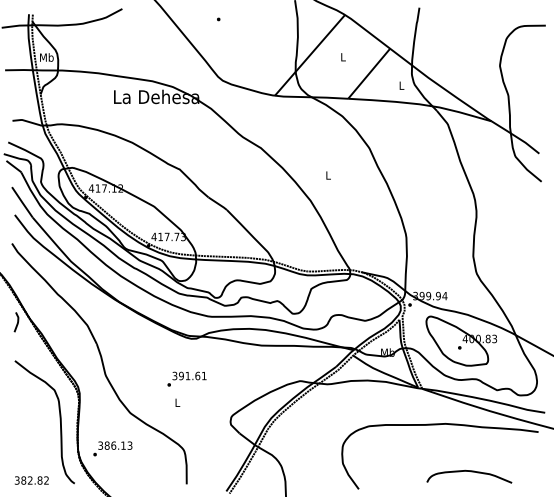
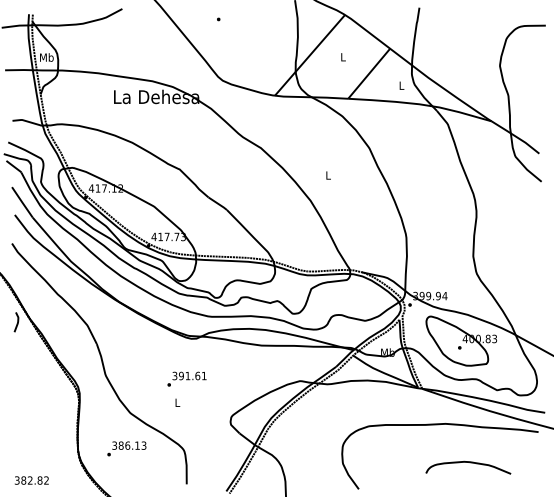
curve: present -> none (59, 420)
text position: (112, 448) -> (126, 448) (126, 448)
curve position: (470, 472) -> (469, 463) (469, 463)
